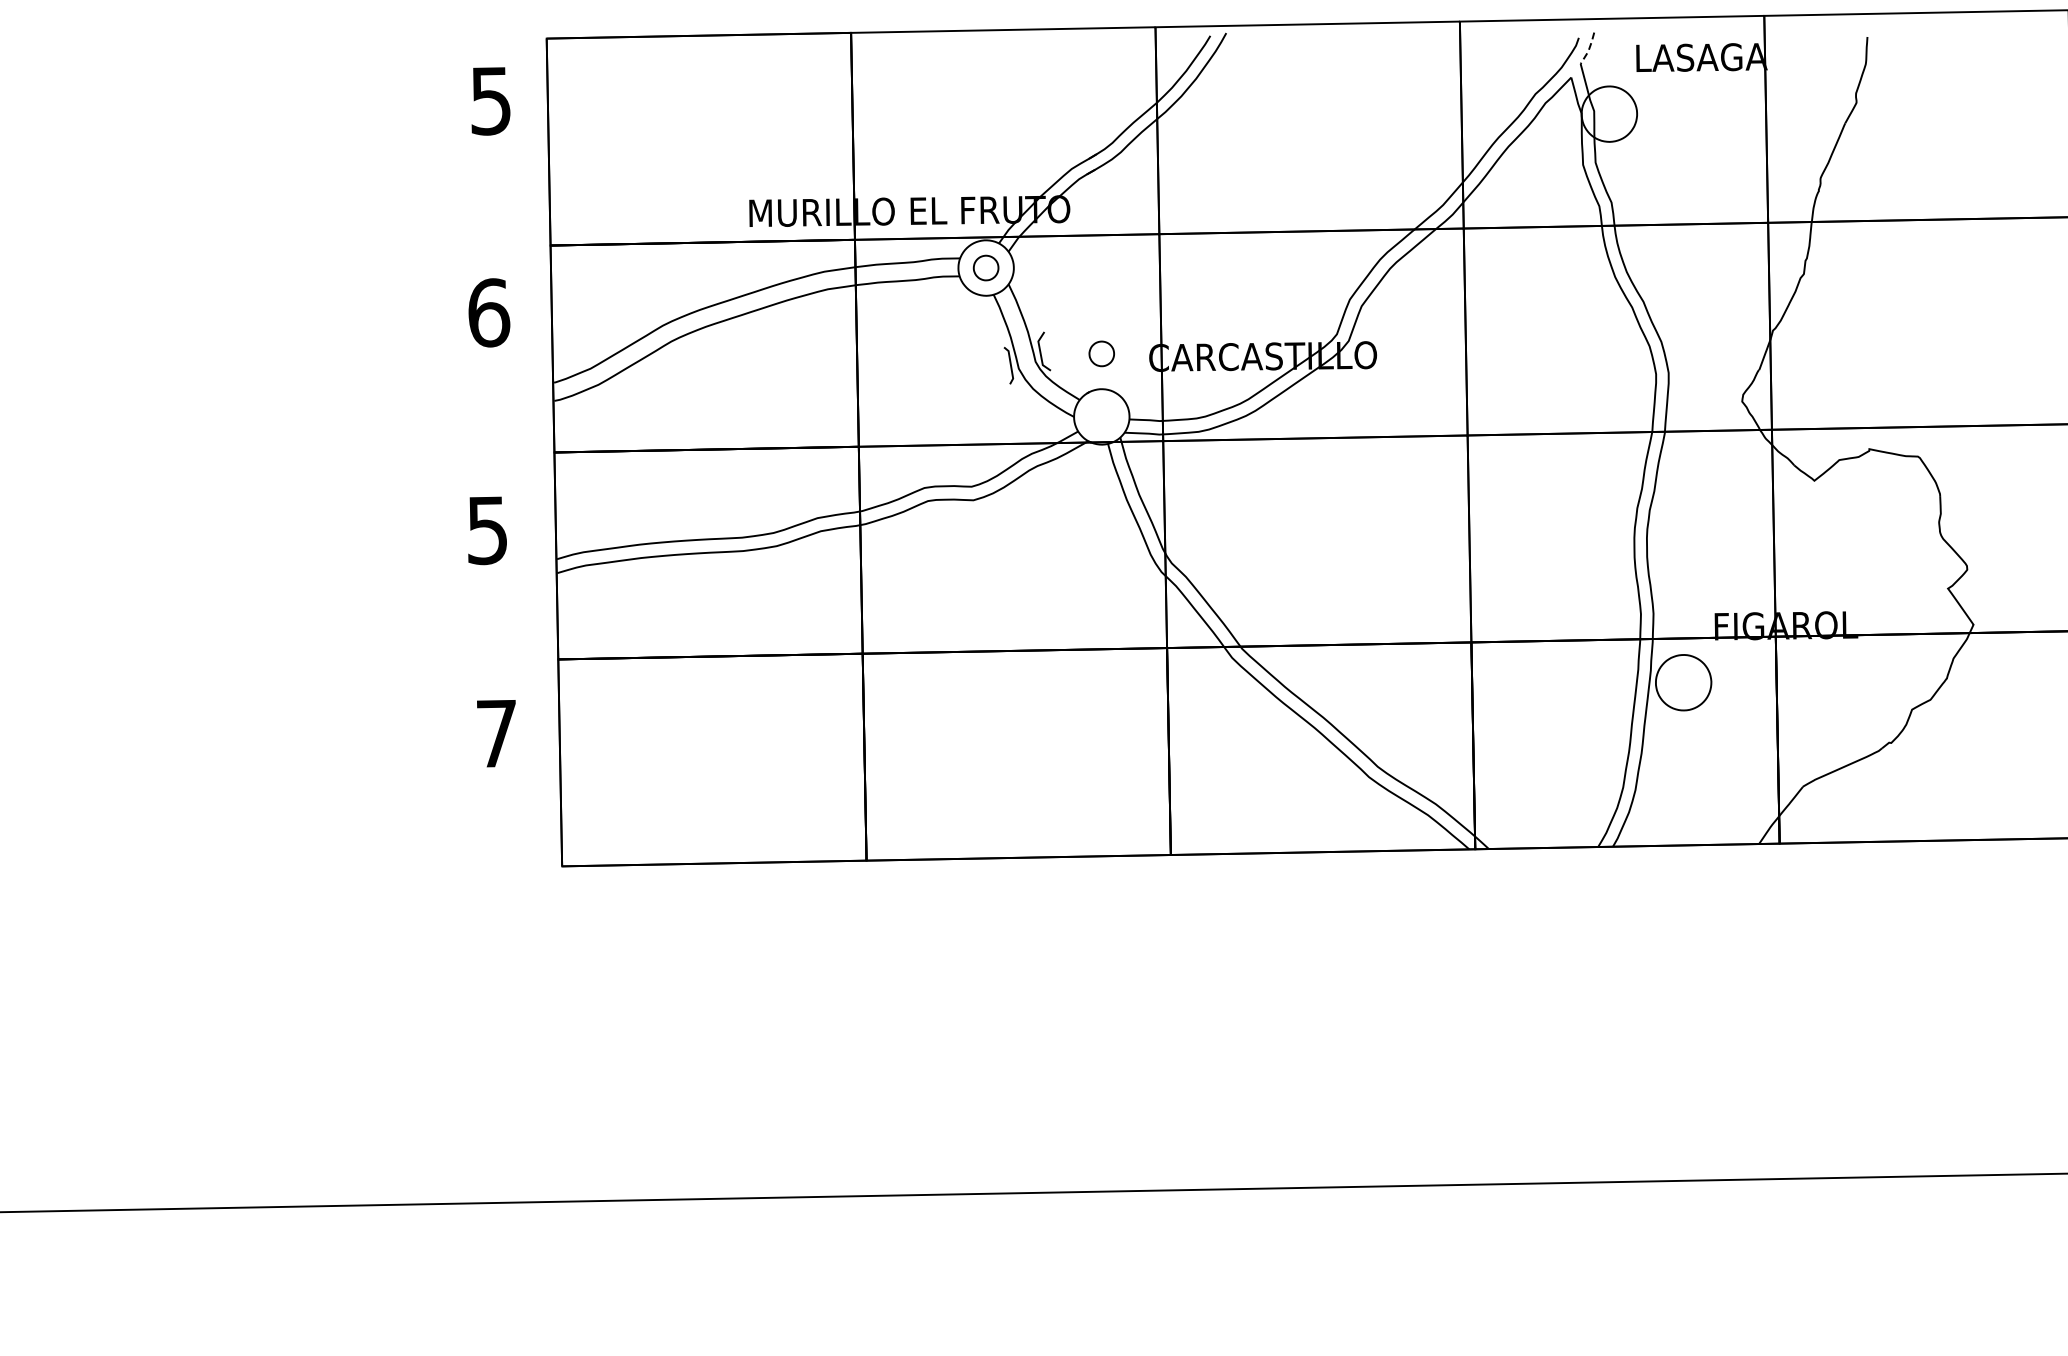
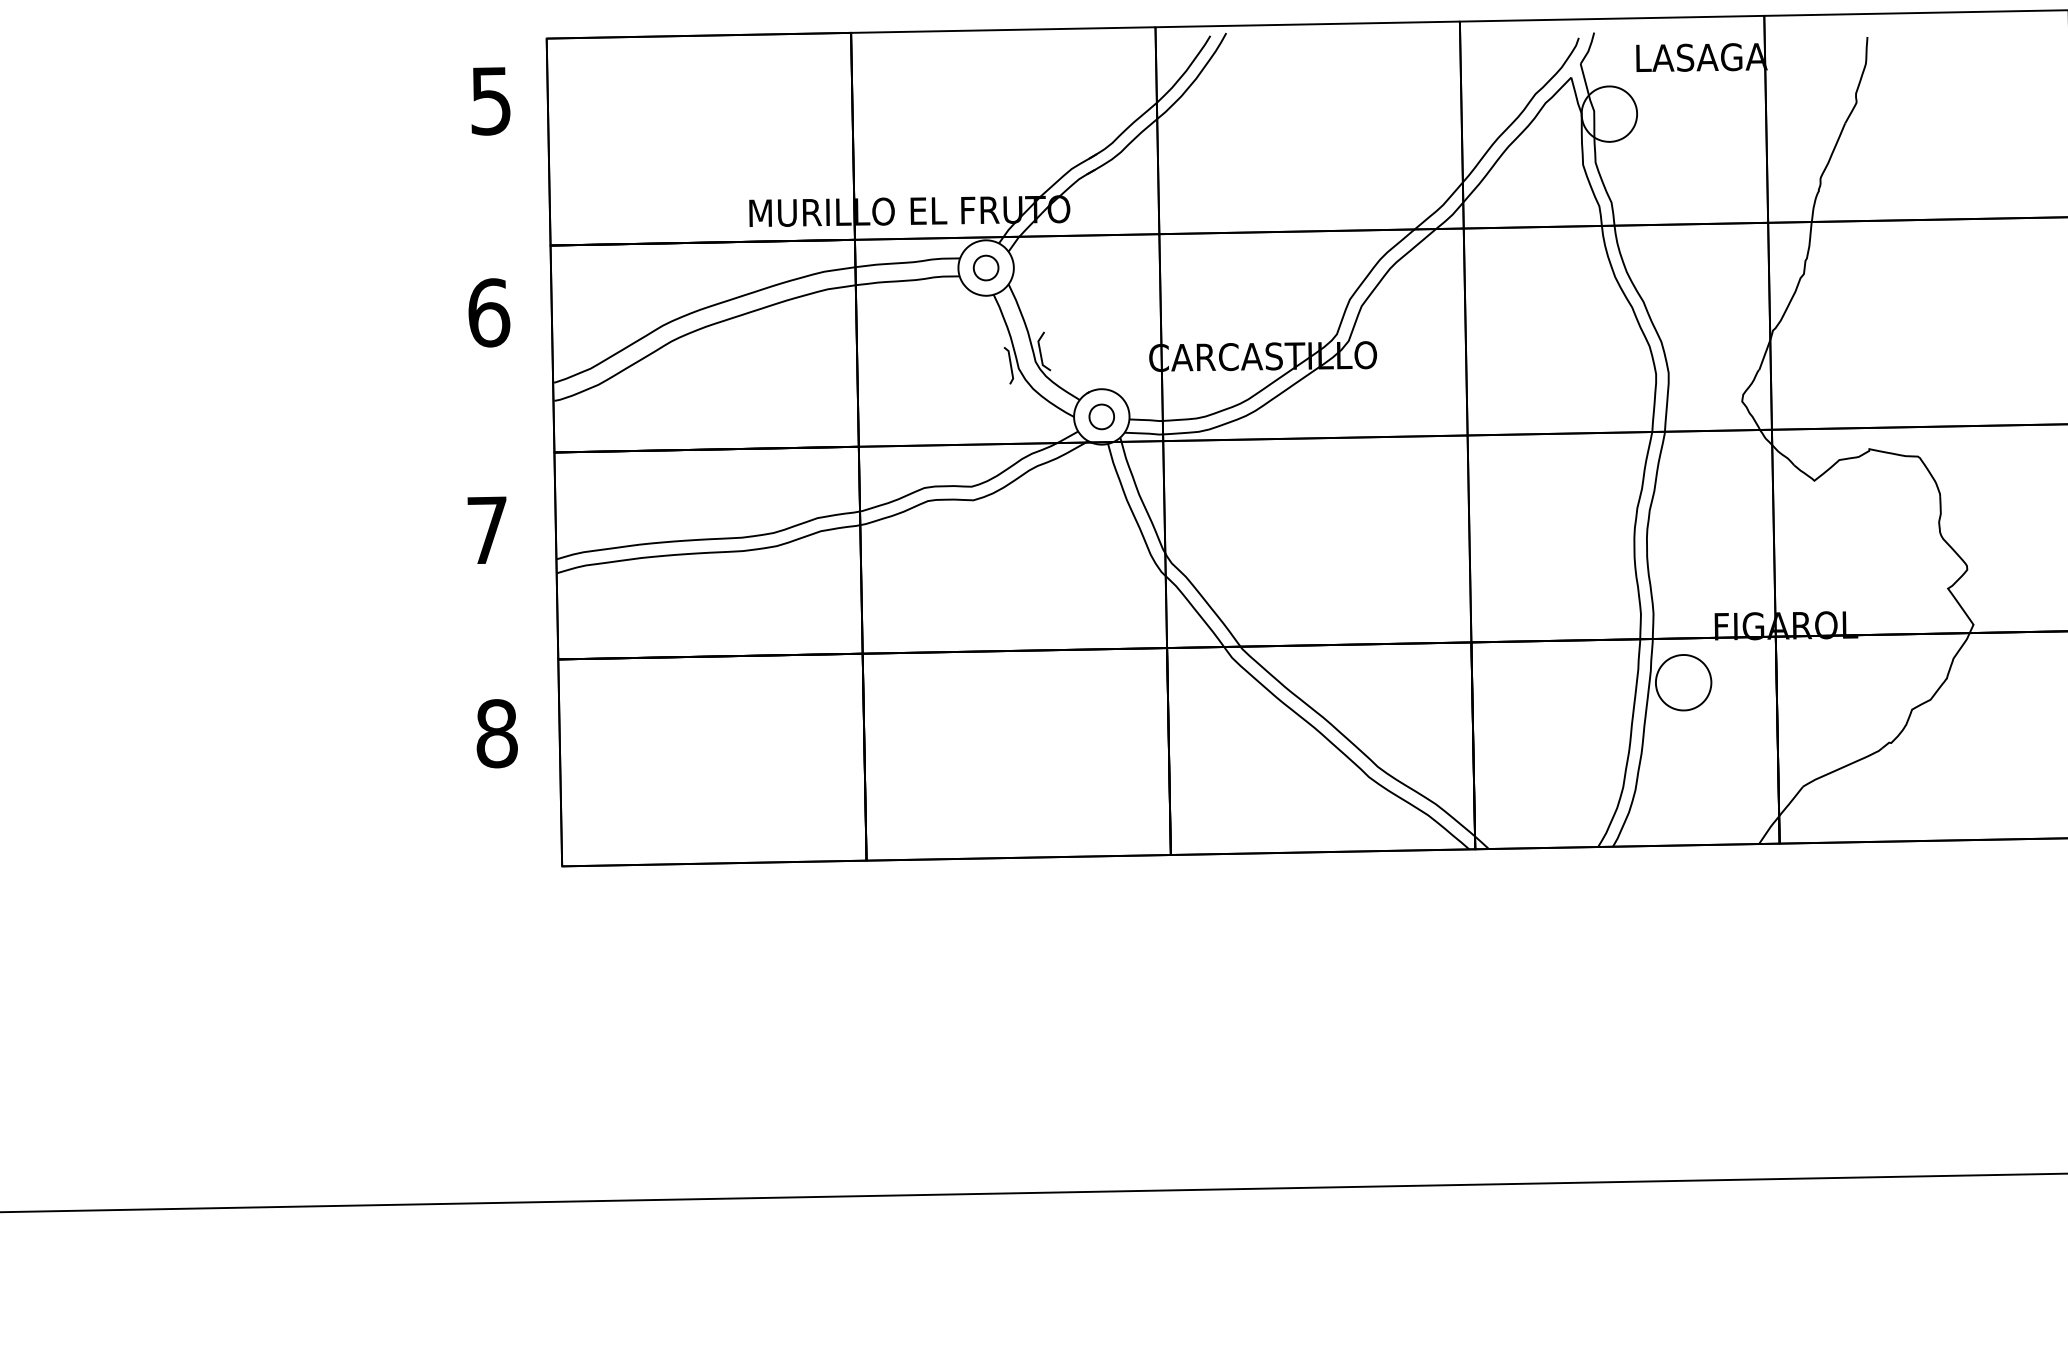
line: dashed -> solid (1589, 48)
part position: (1101, 353) -> (1101, 416) (1101, 416)
text: 5 -> 7 (486, 530)
text: 7 -> 8 (496, 733)
